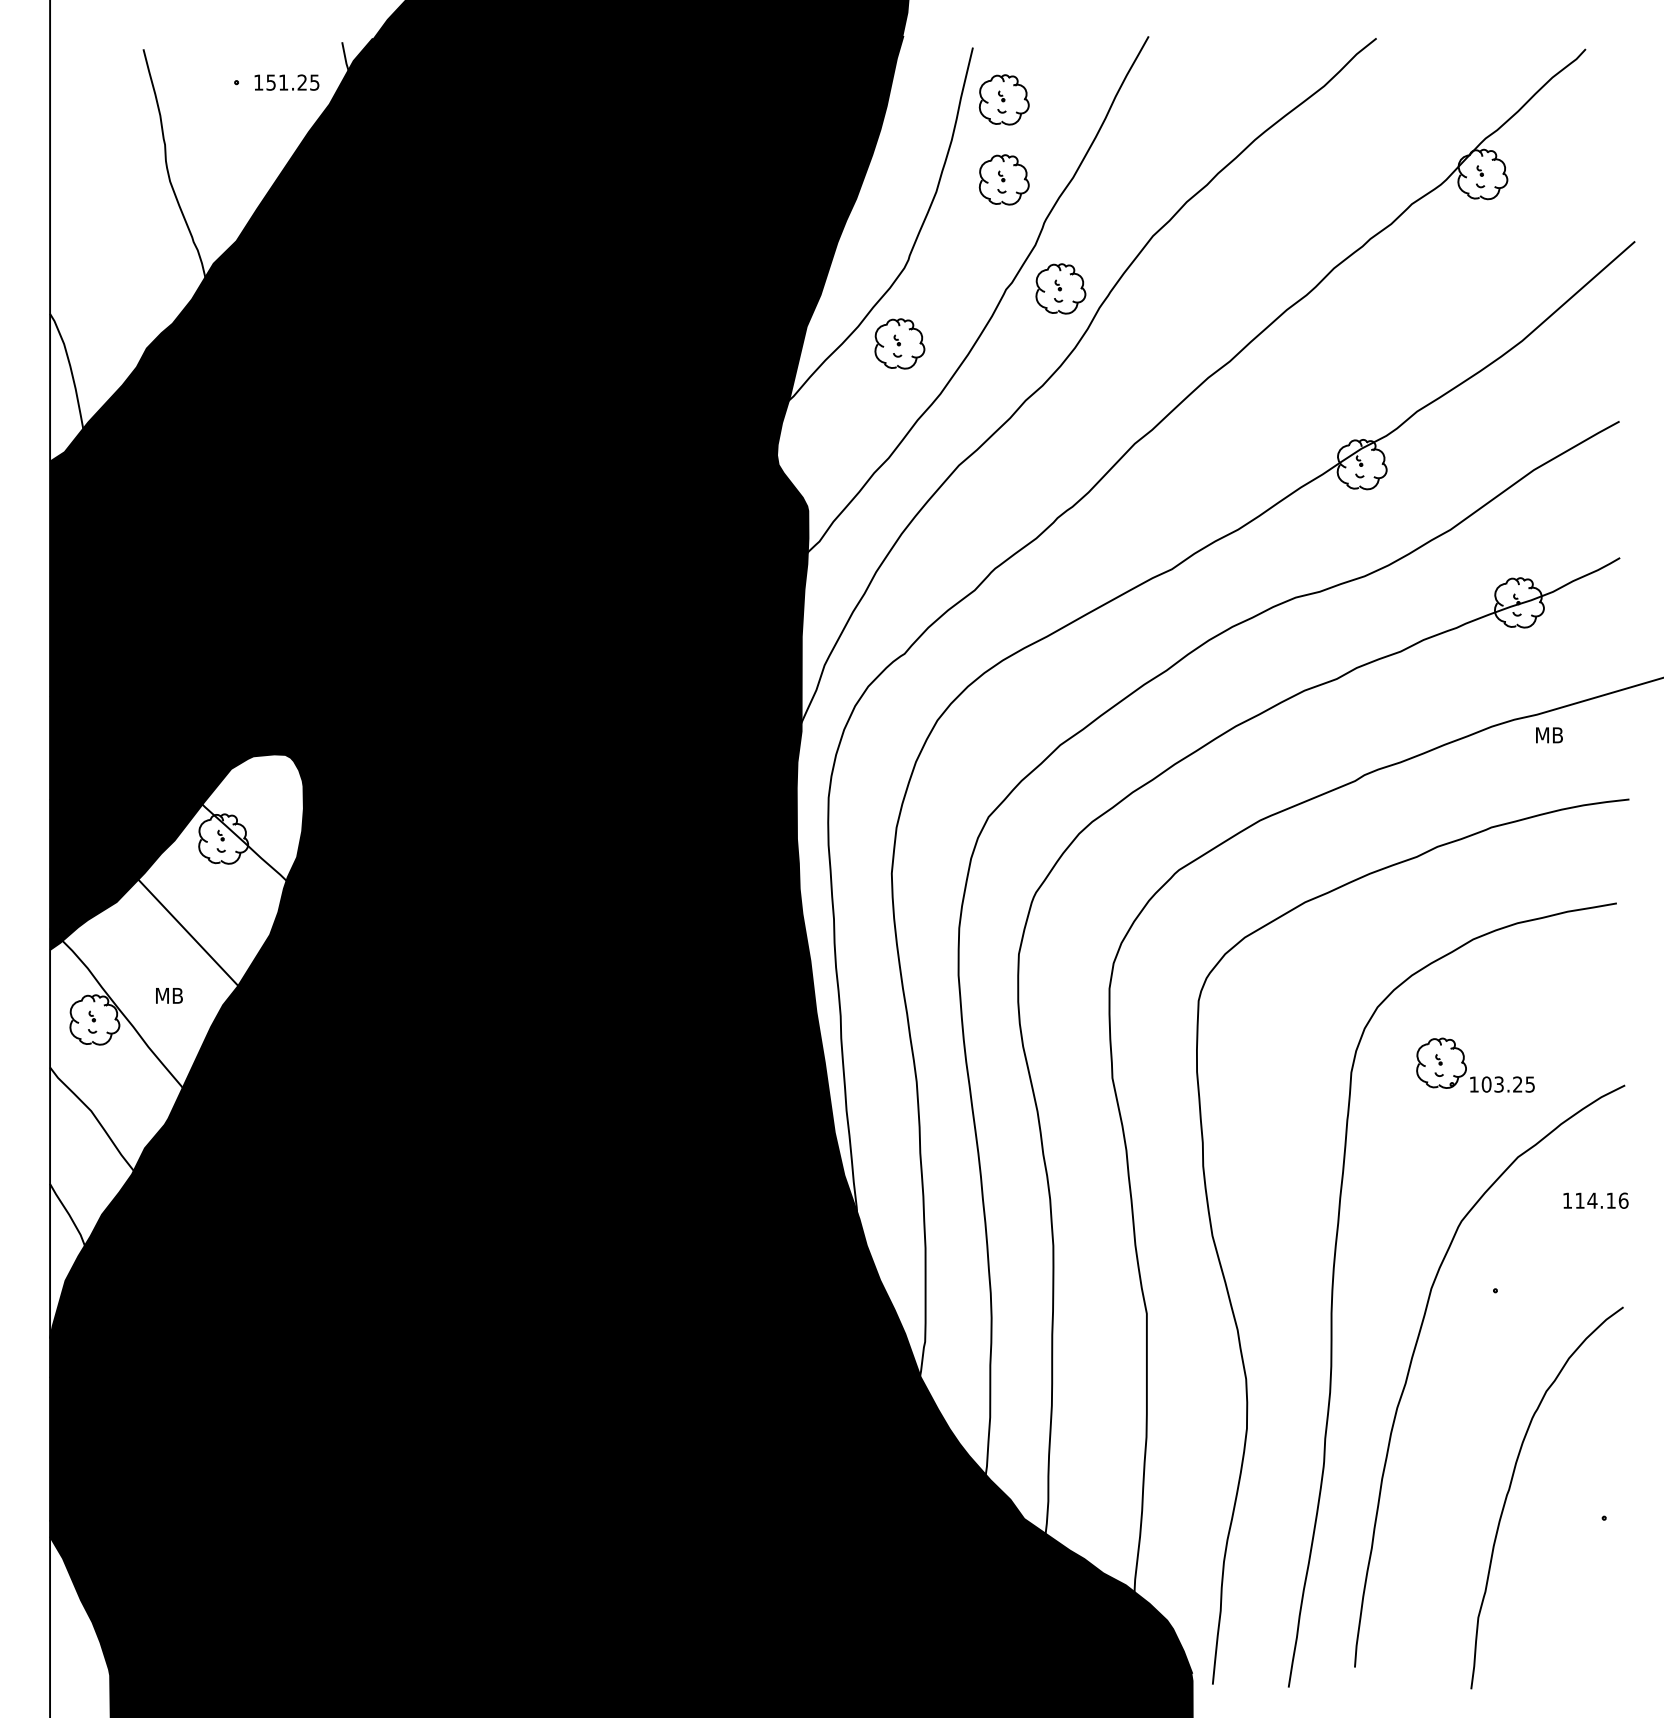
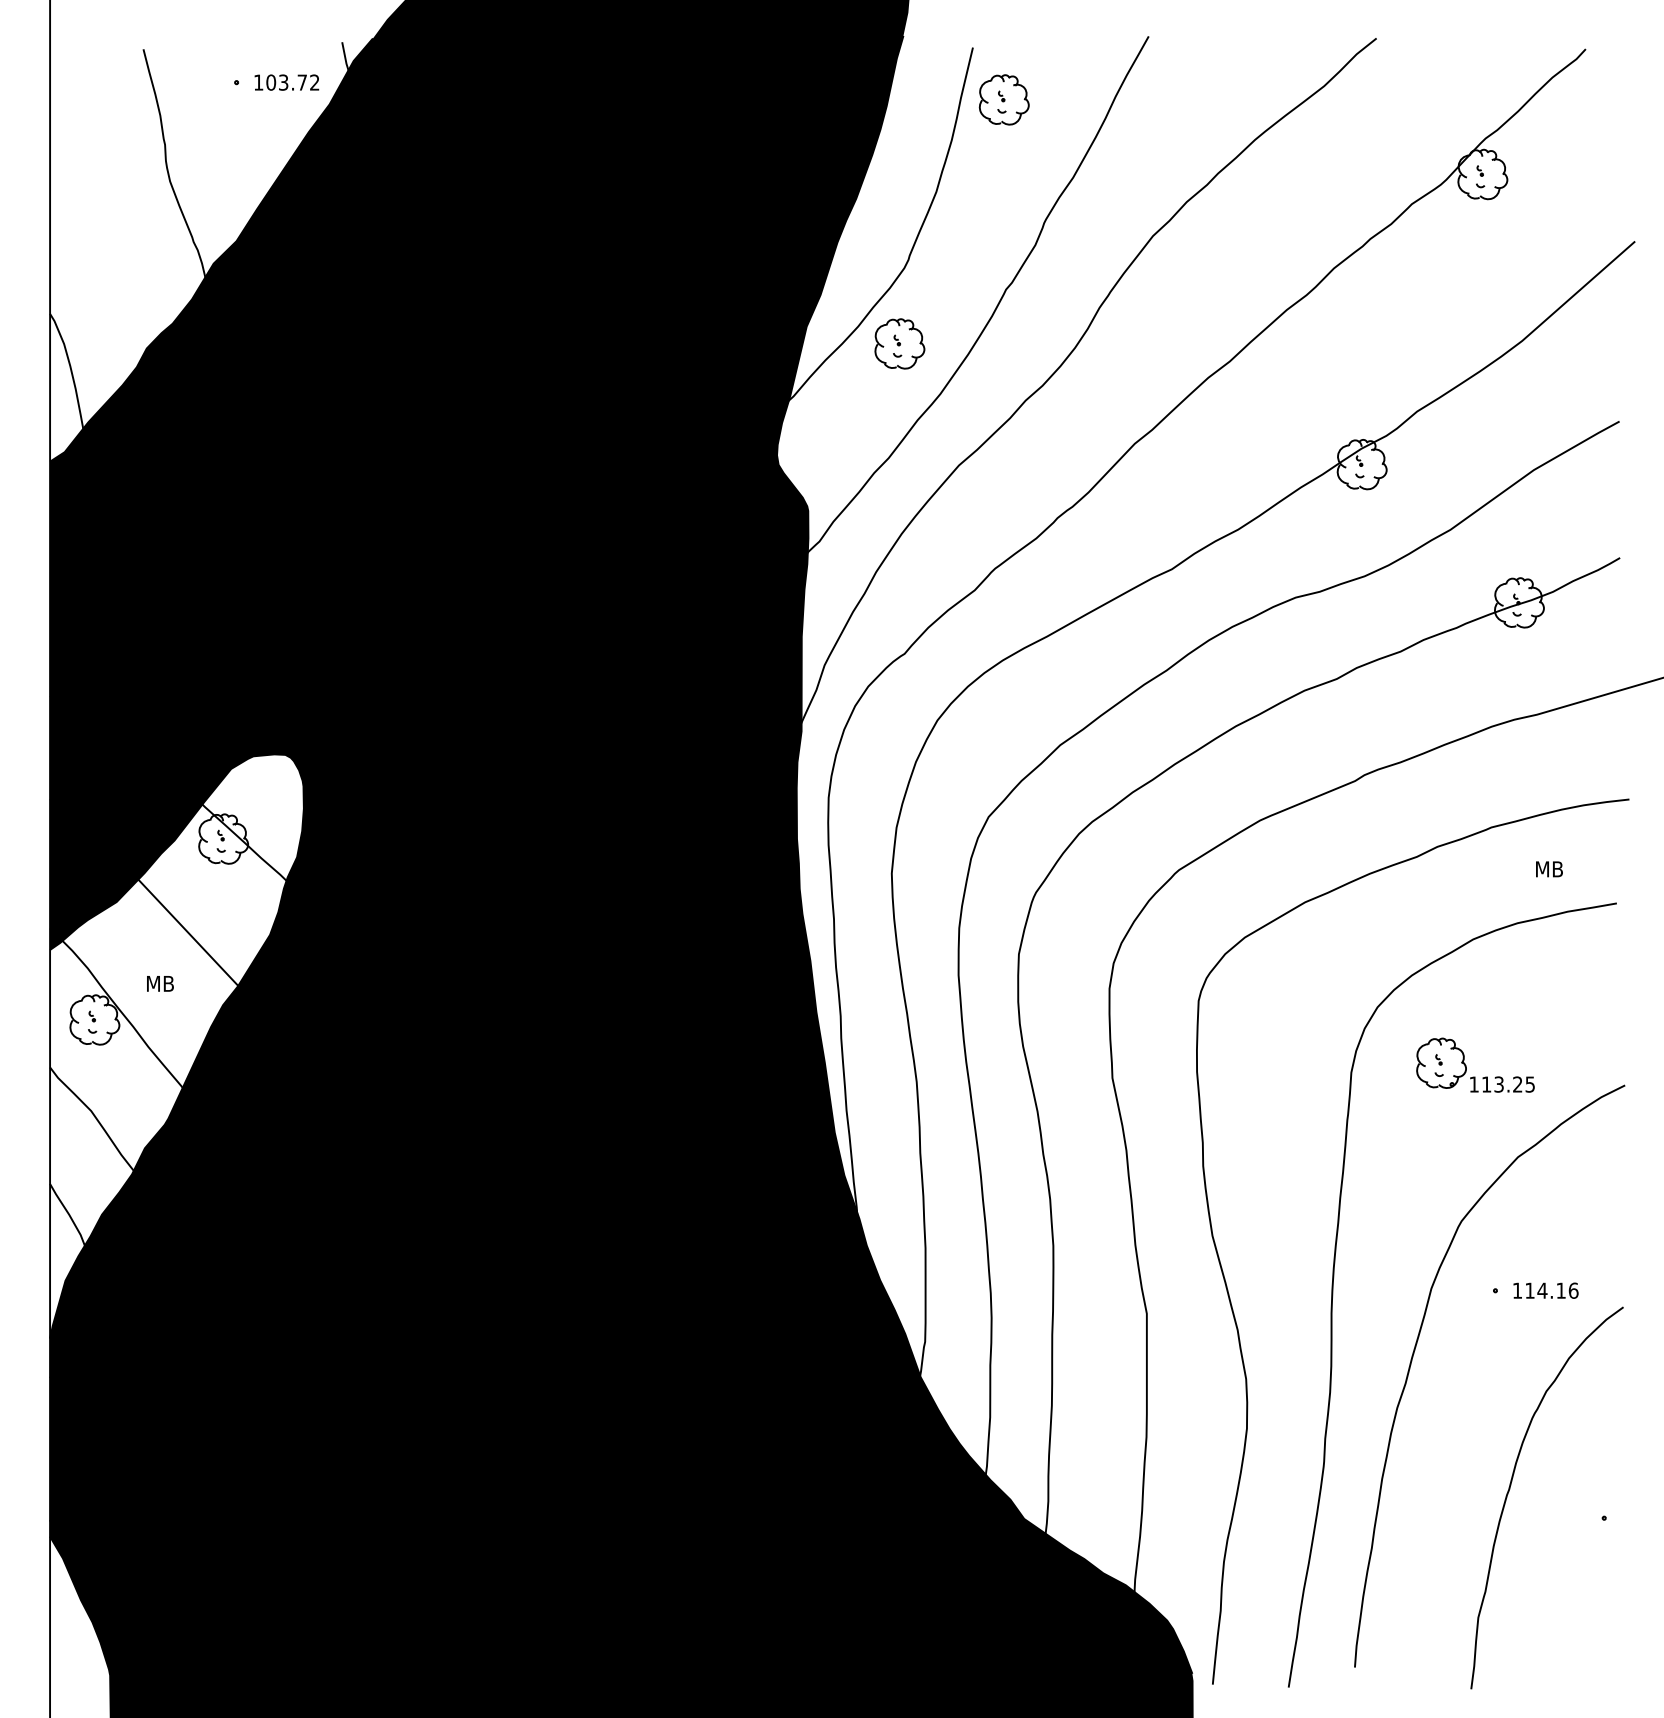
text: 151.25 -> 103.72 (292, 82)
part: present -> none (1003, 179)
part: present -> none (1060, 288)
text position: (1549, 735) -> (1549, 869) (1549, 869)
text position: (169, 995) -> (160, 983) (160, 983)
text: 103.25 -> 113.25 (1486, 1084)
text position: (1595, 1200) -> (1545, 1290) (1545, 1290)
